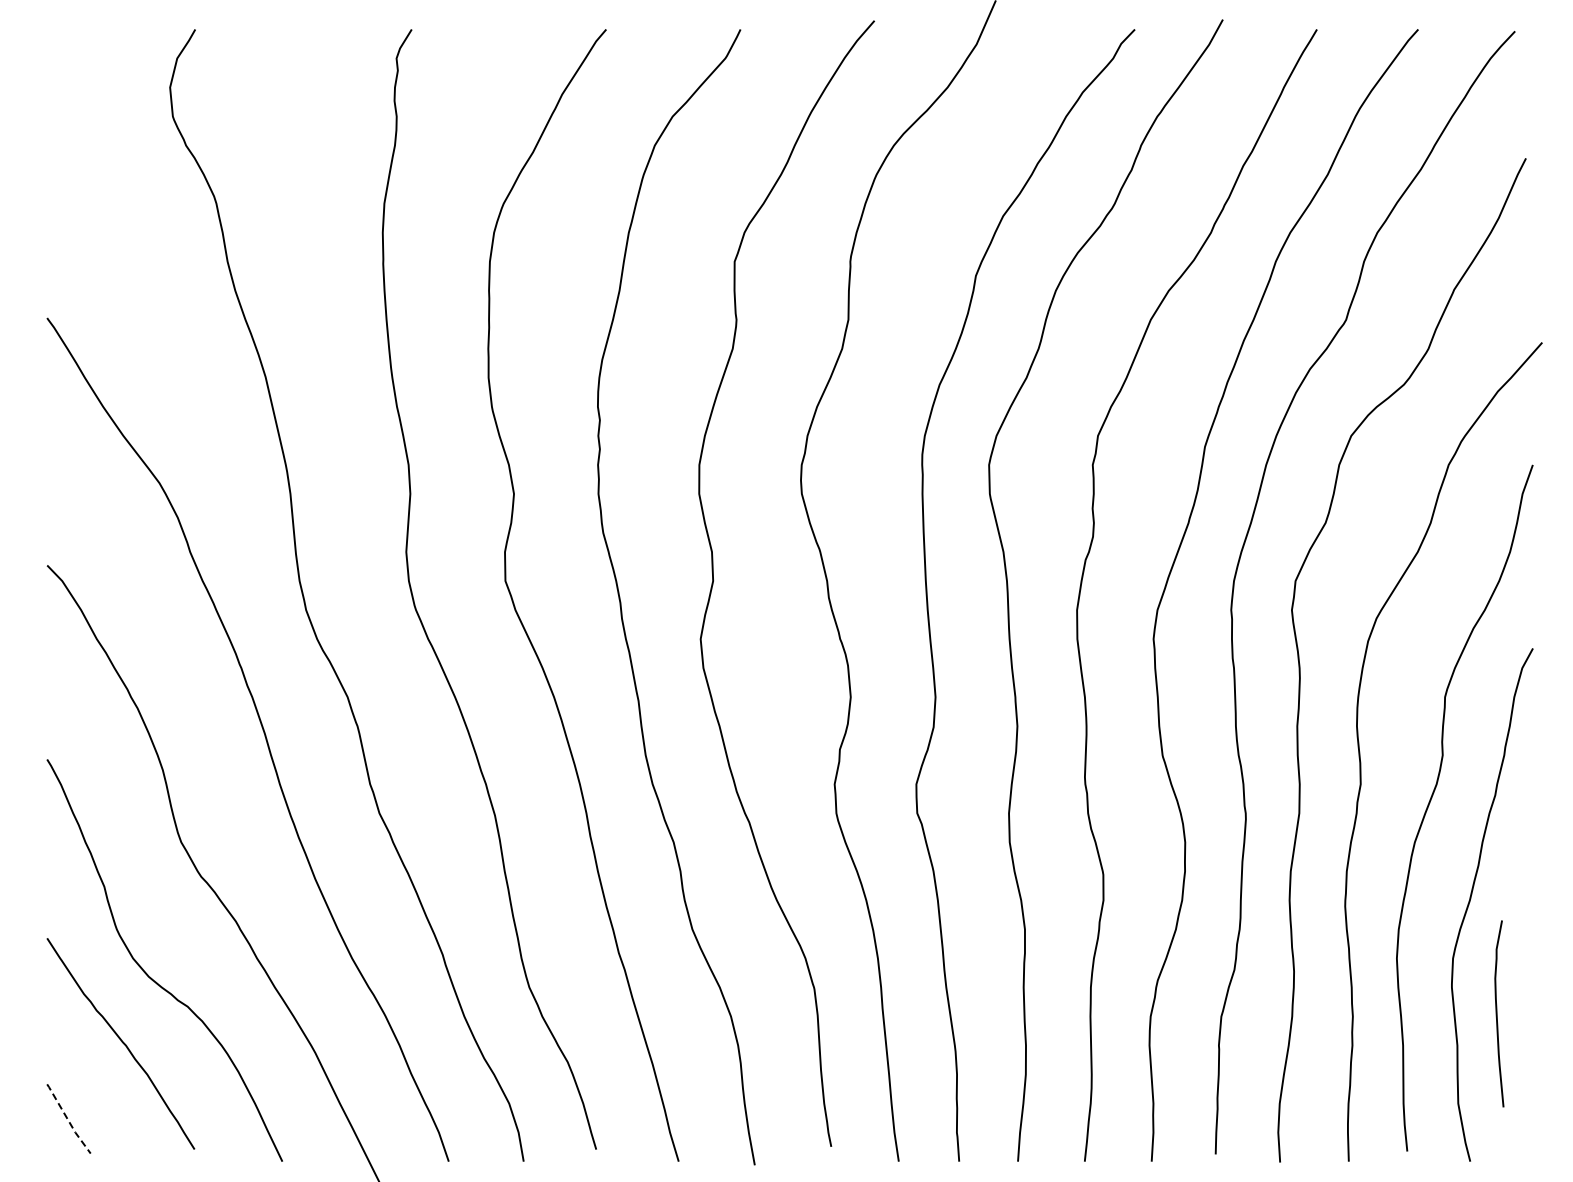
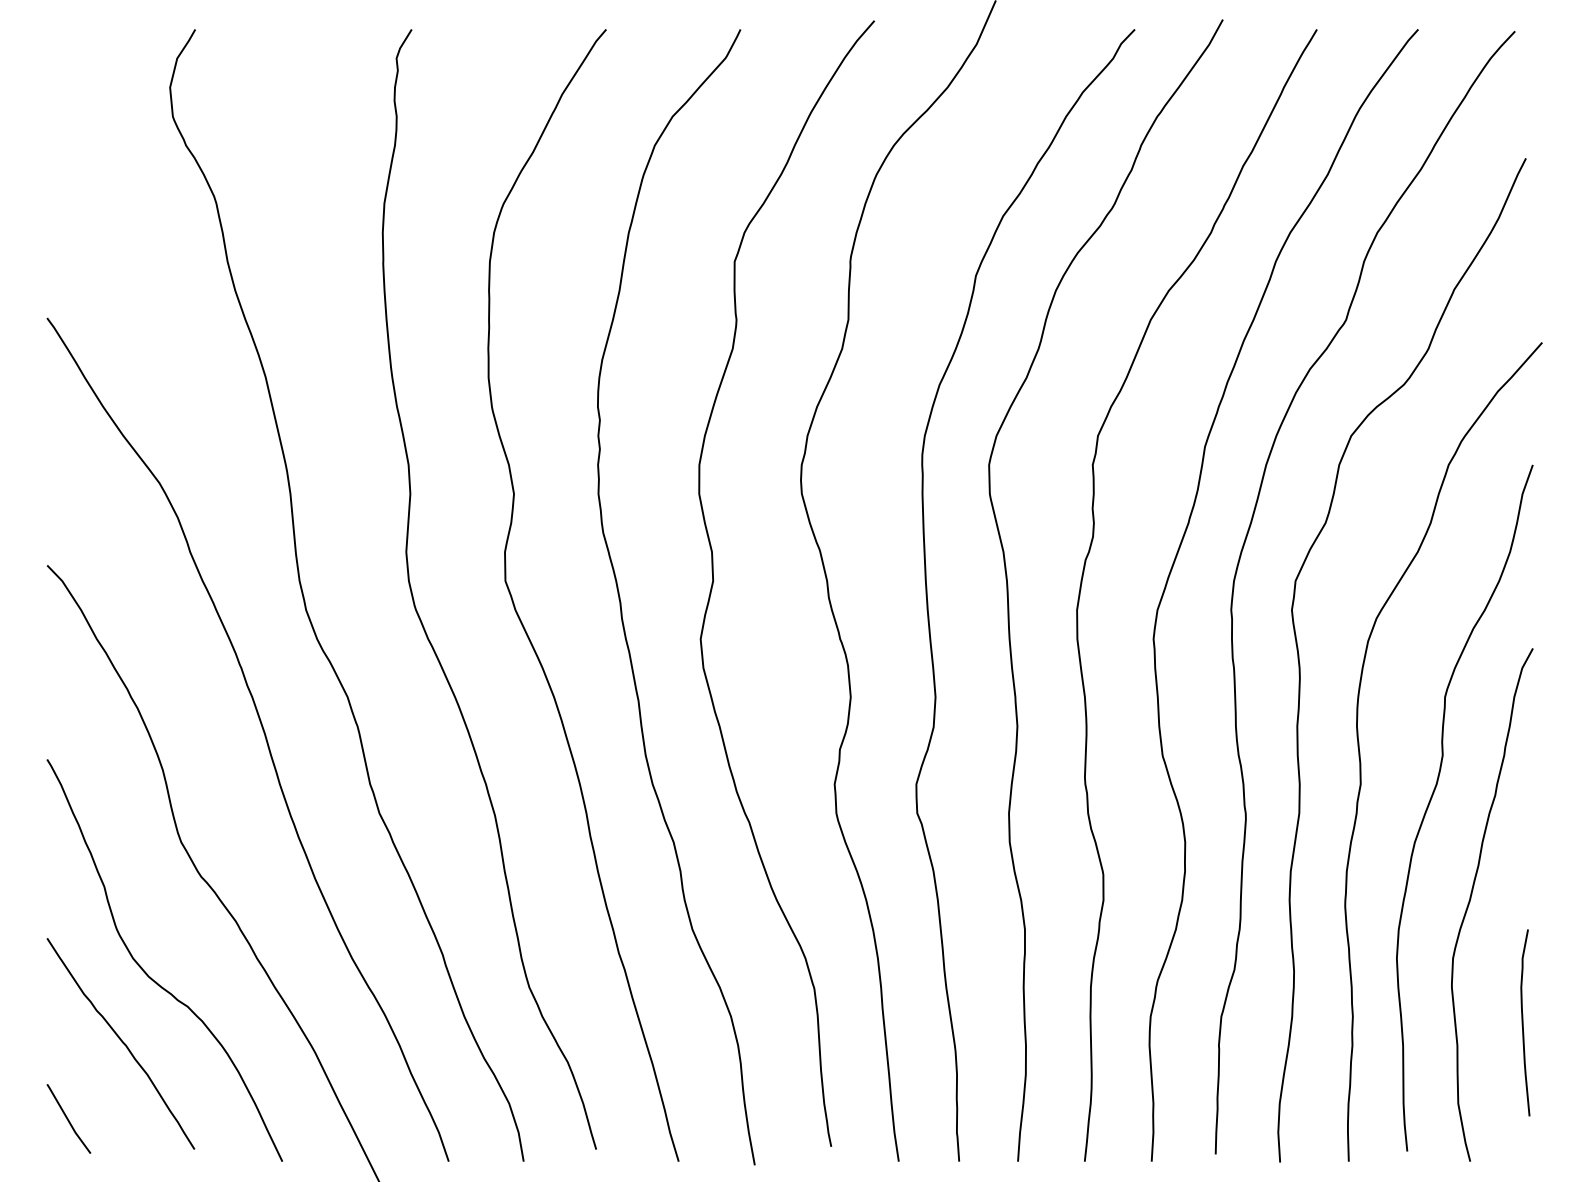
curve position: (1497, 1013) -> (1523, 1022) (1523, 1022)
line: dashed -> solid (68, 1119)
